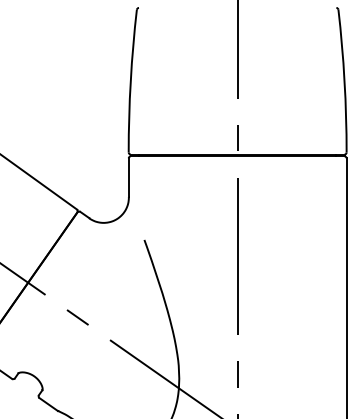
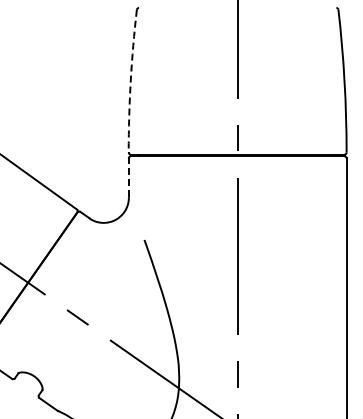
arc: solid -> dashed (130, 81)
line: solid -> dashed (128, 177)
